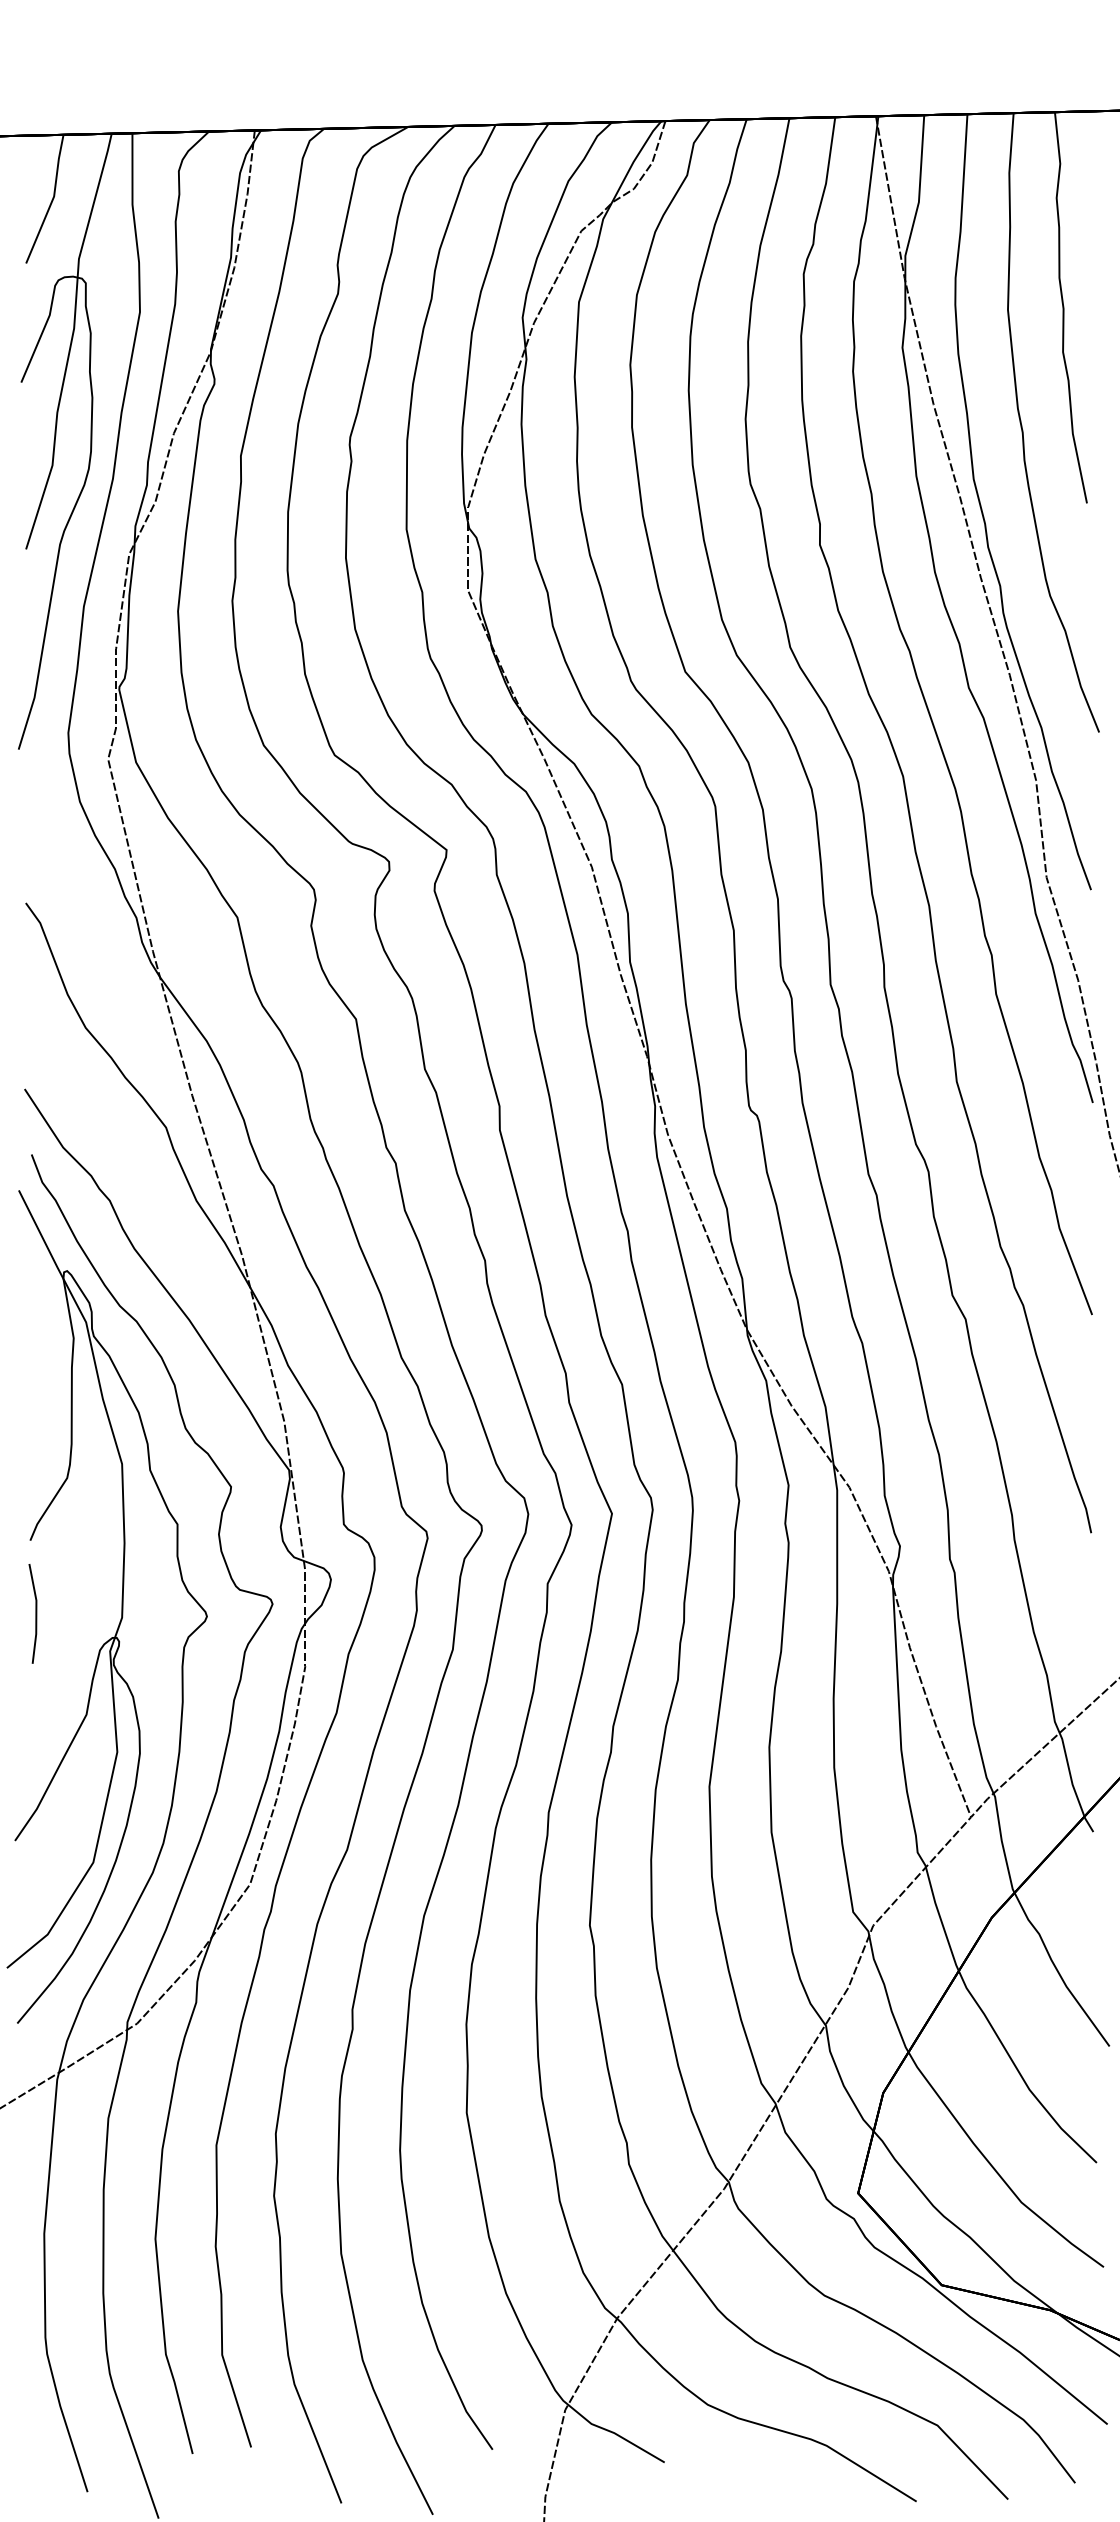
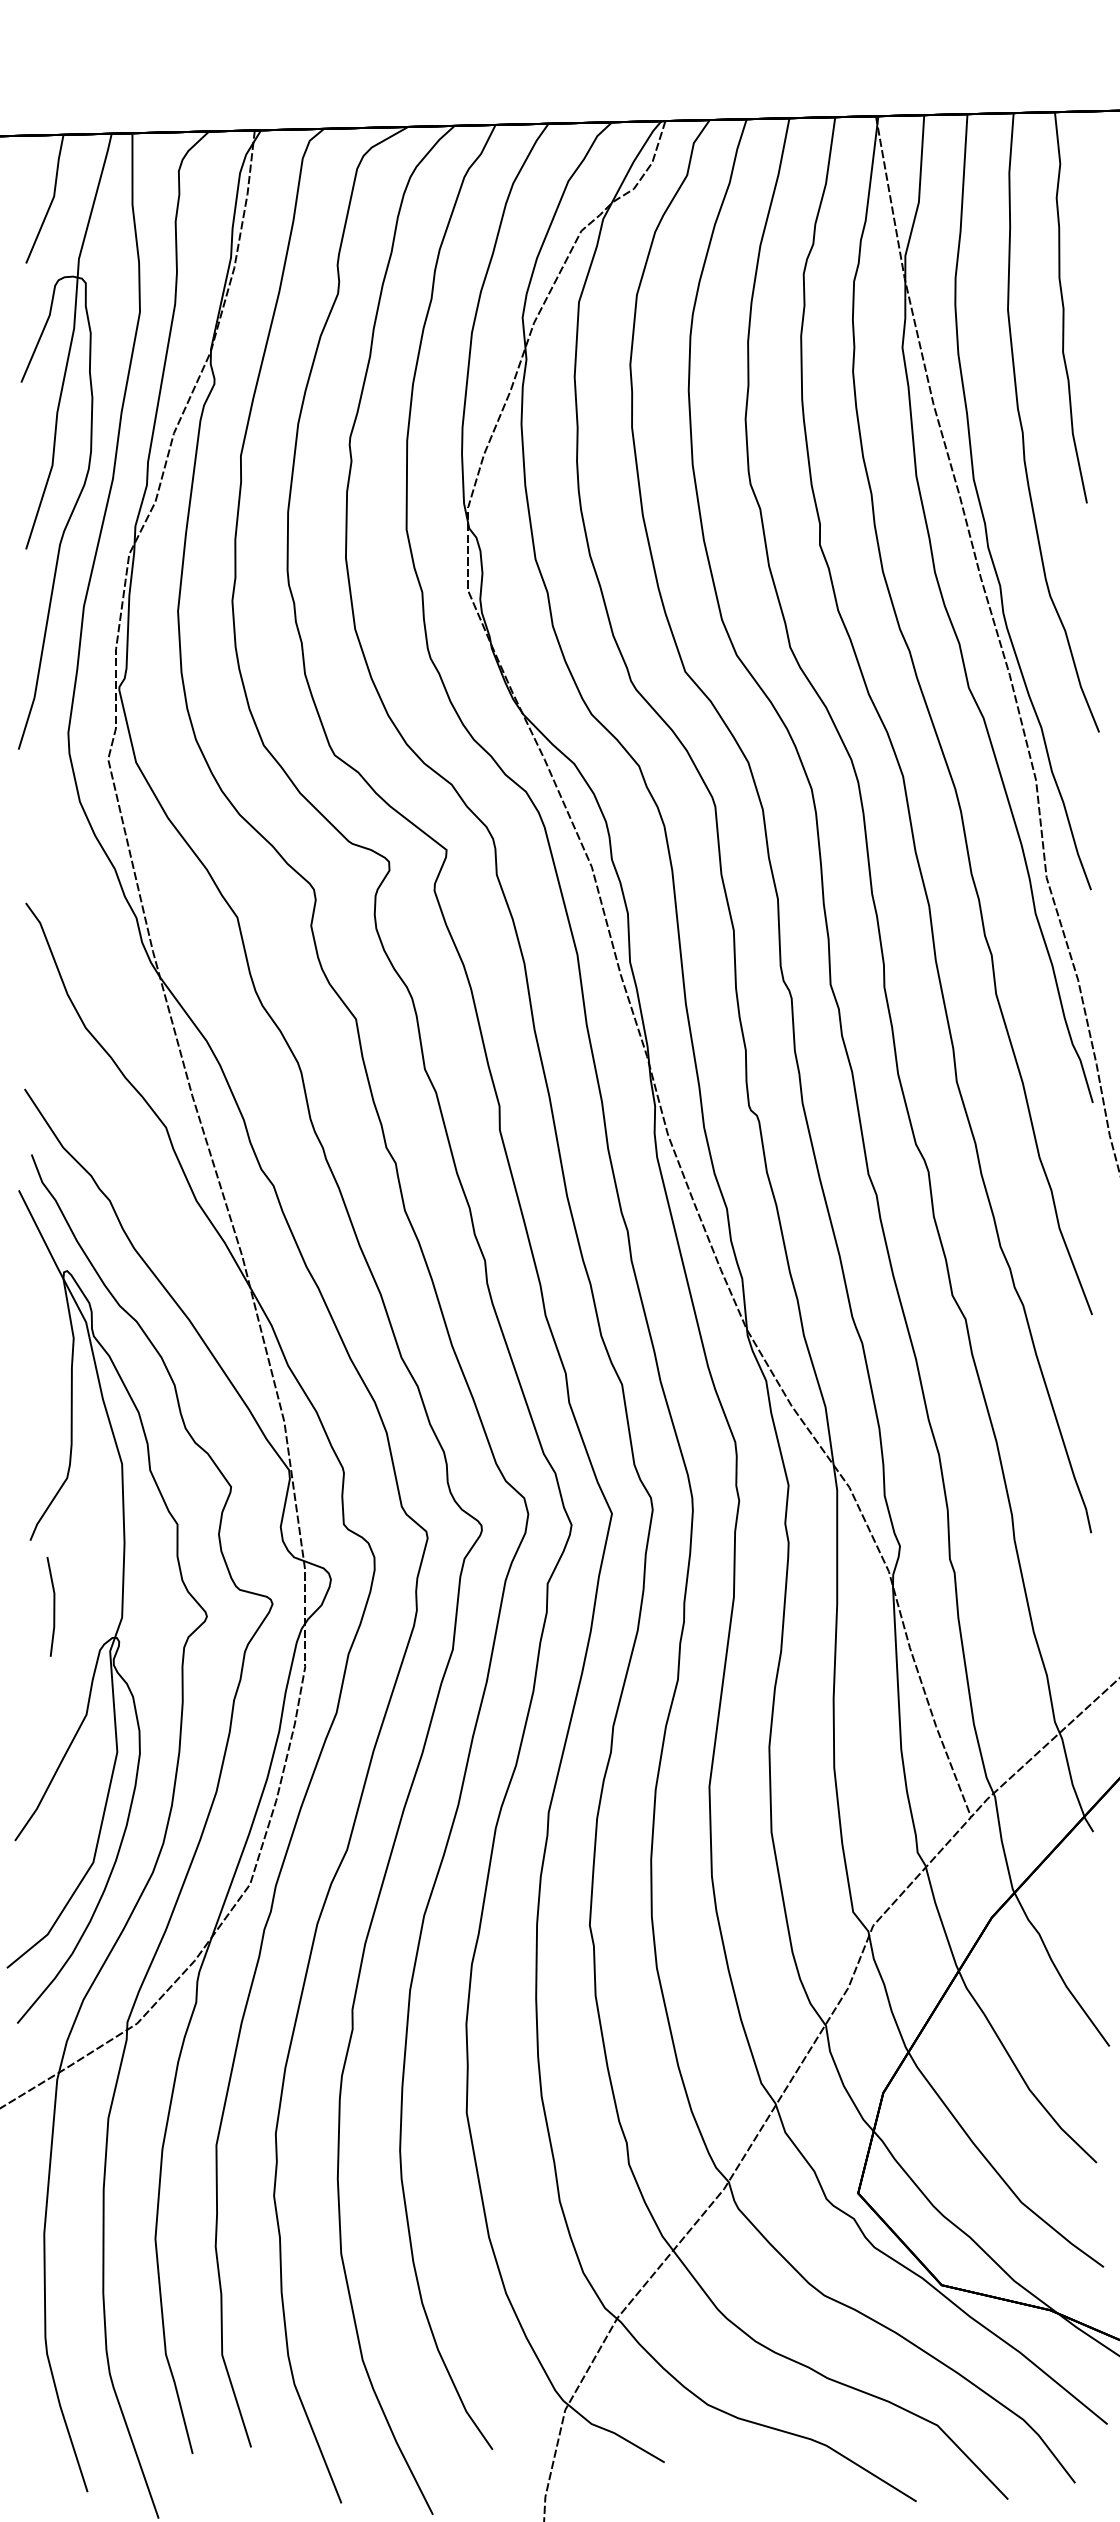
line position: (35, 1613) -> (53, 1606) (53, 1606)
